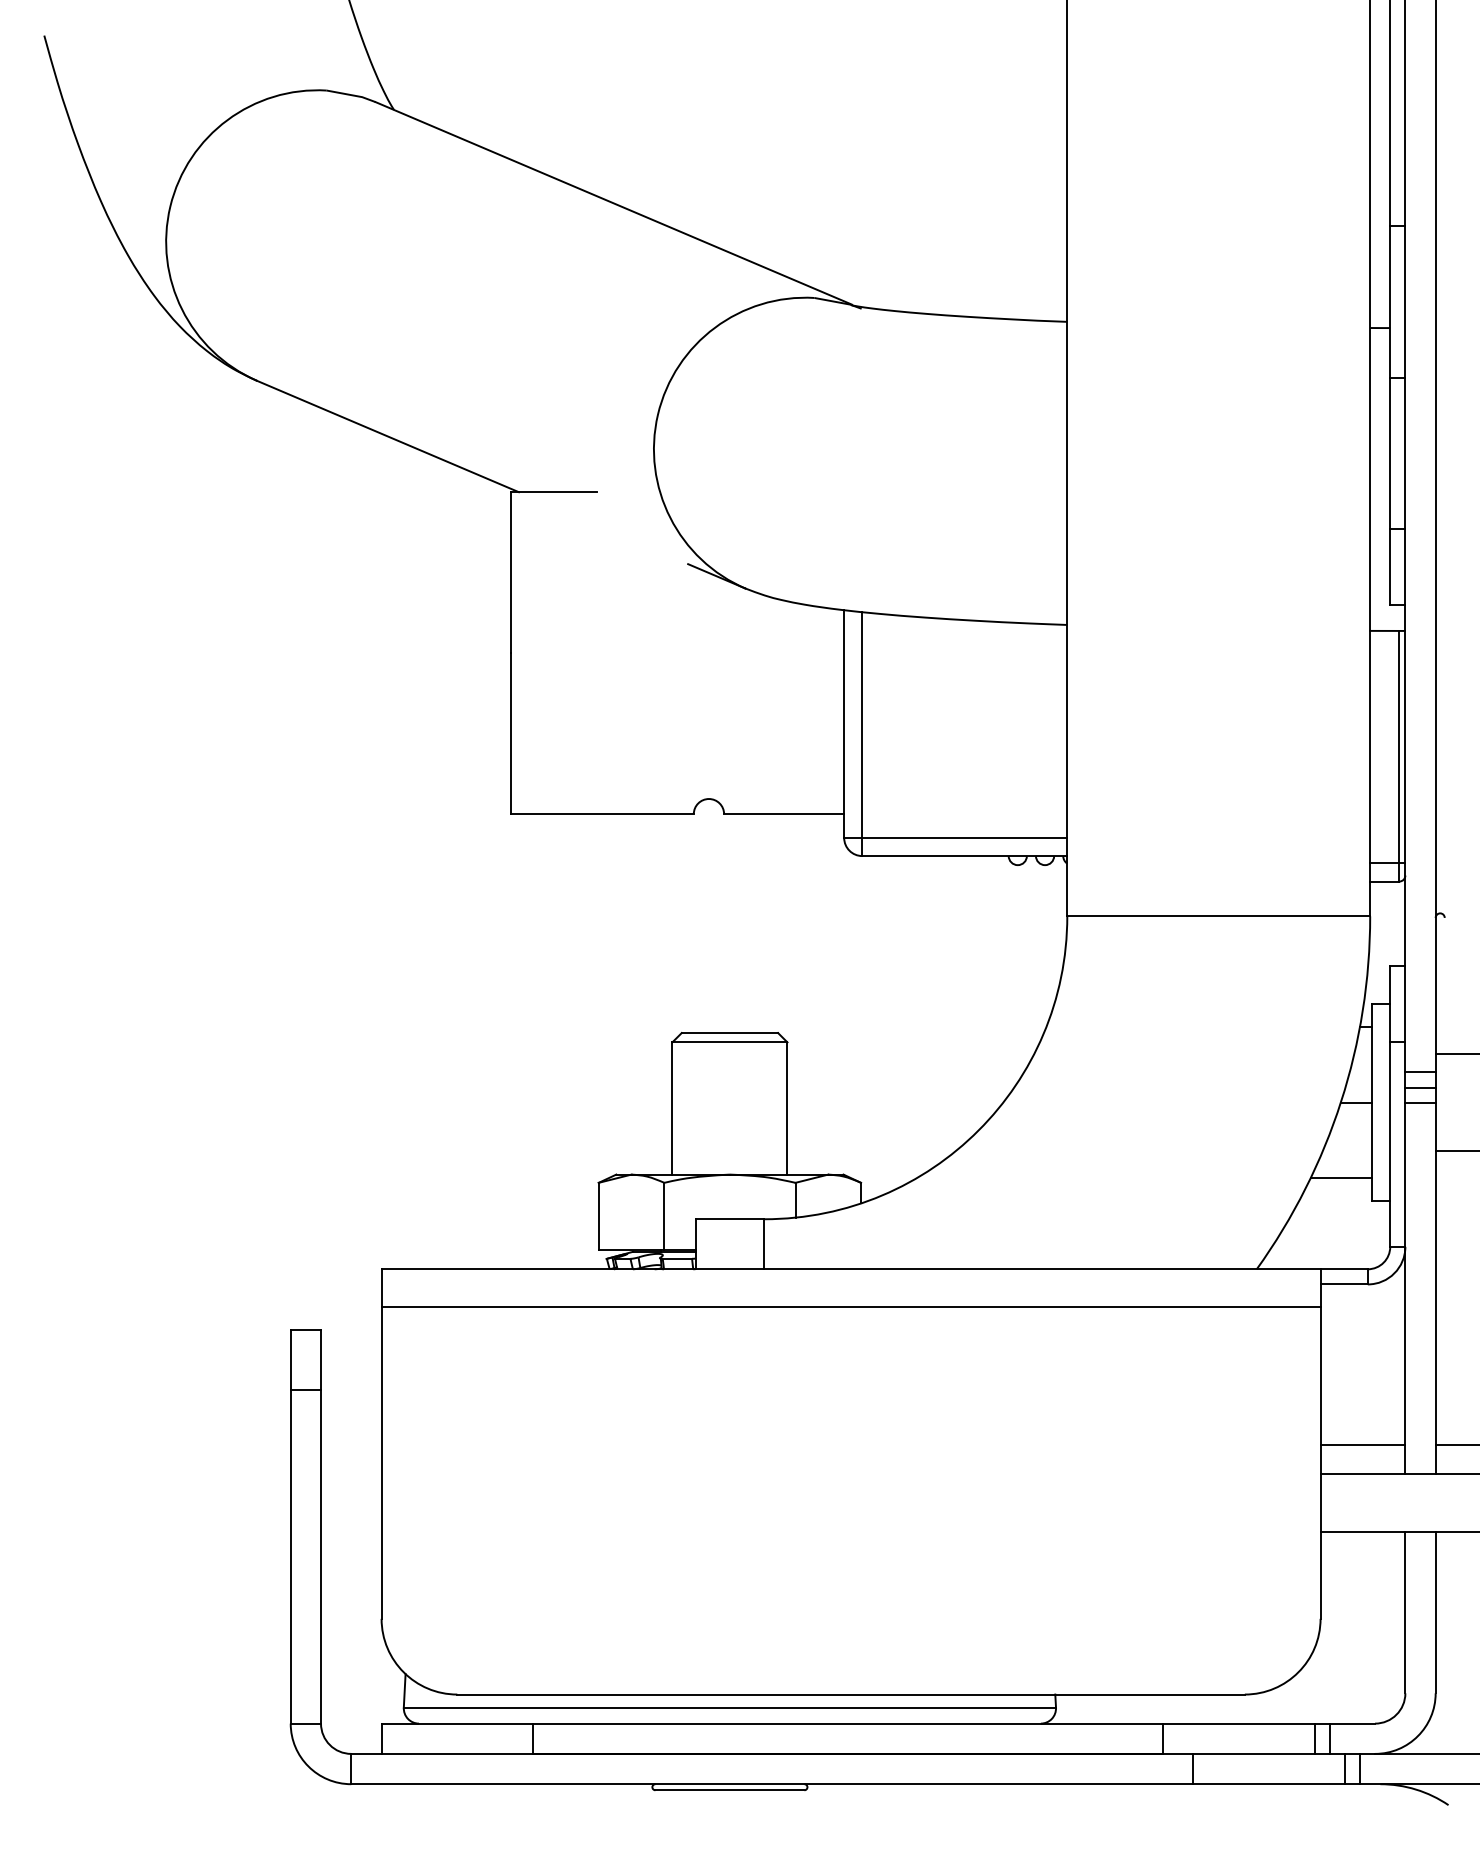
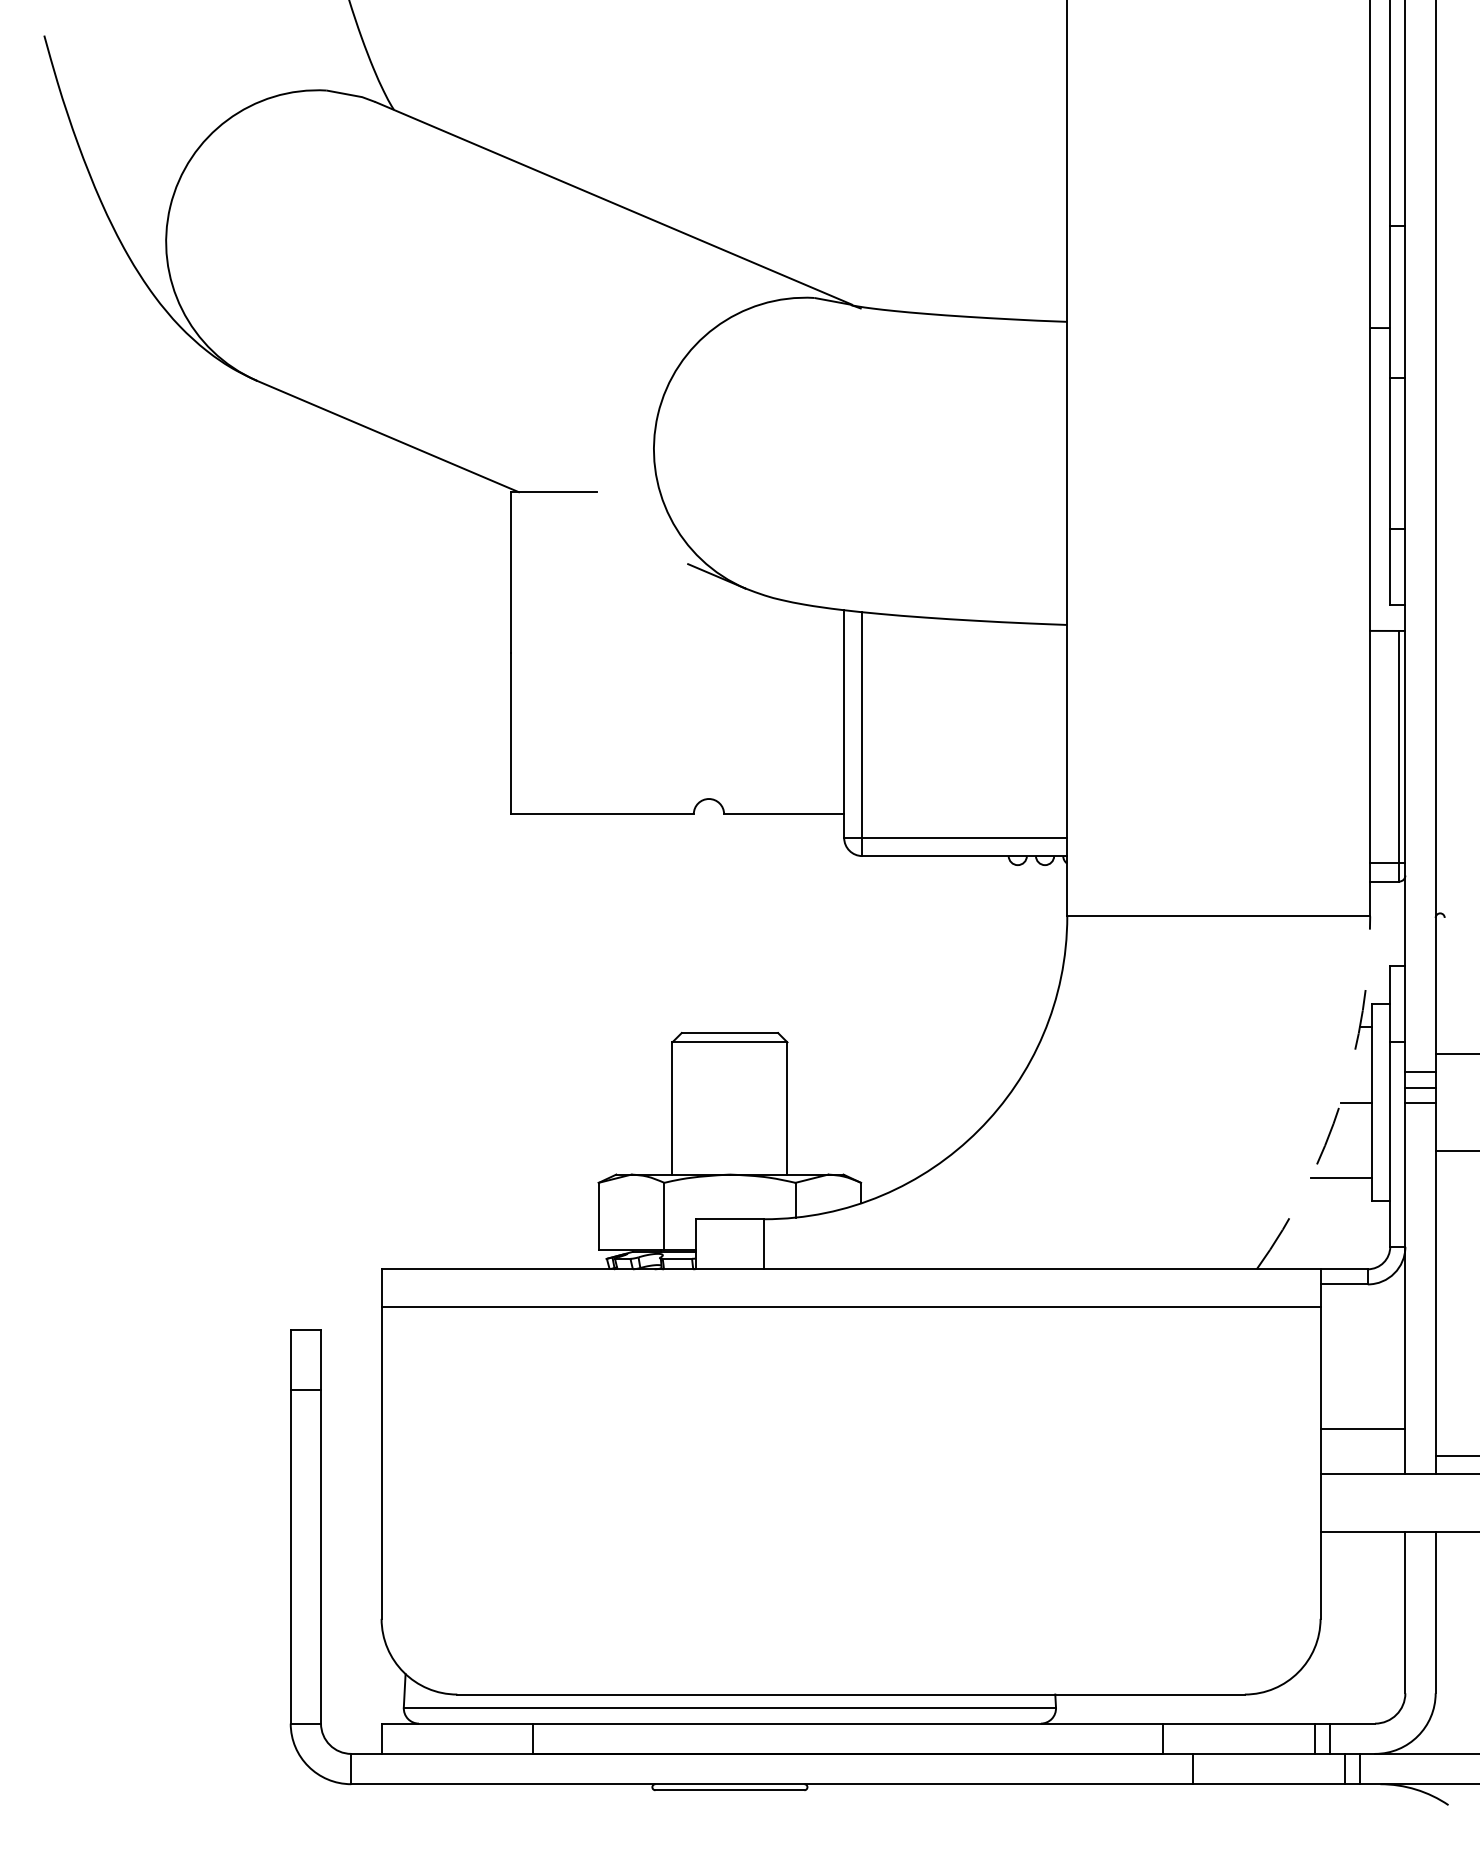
arc: solid -> dashed (1341, 1101)
line position: (1362, 1444) -> (1362, 1428) (1362, 1428)
line position: (1455, 1444) -> (1455, 1455) (1455, 1455)
